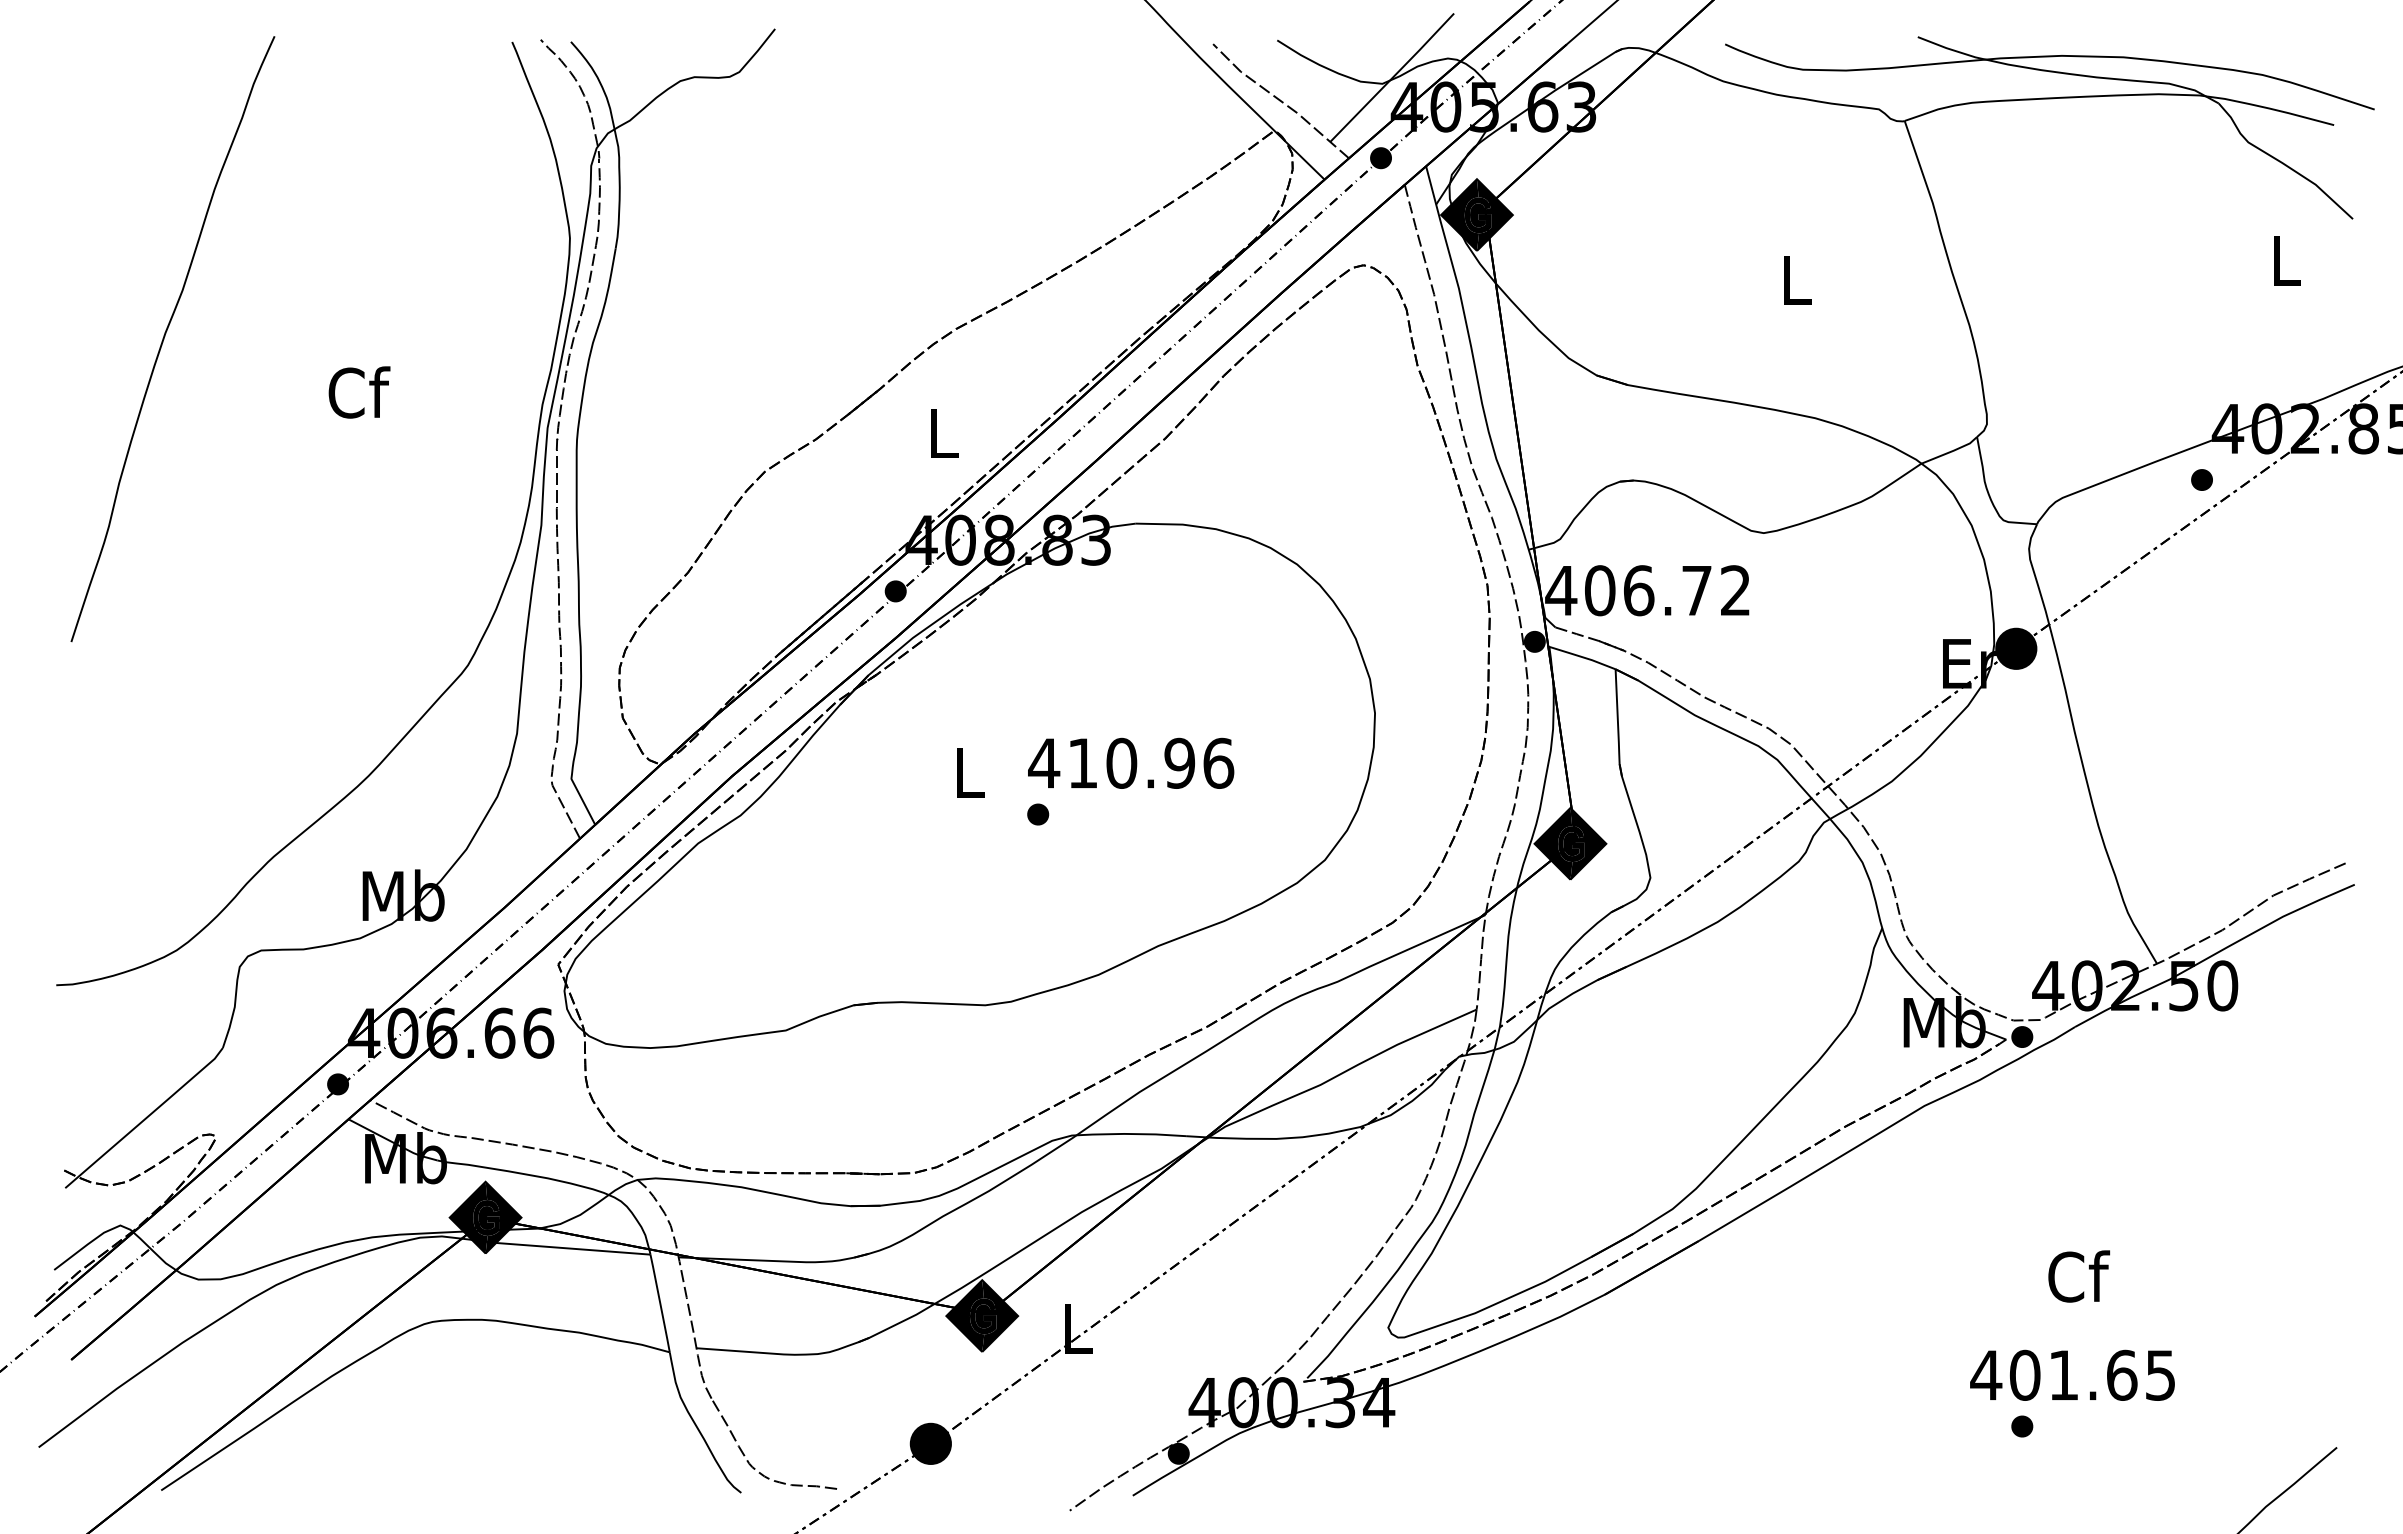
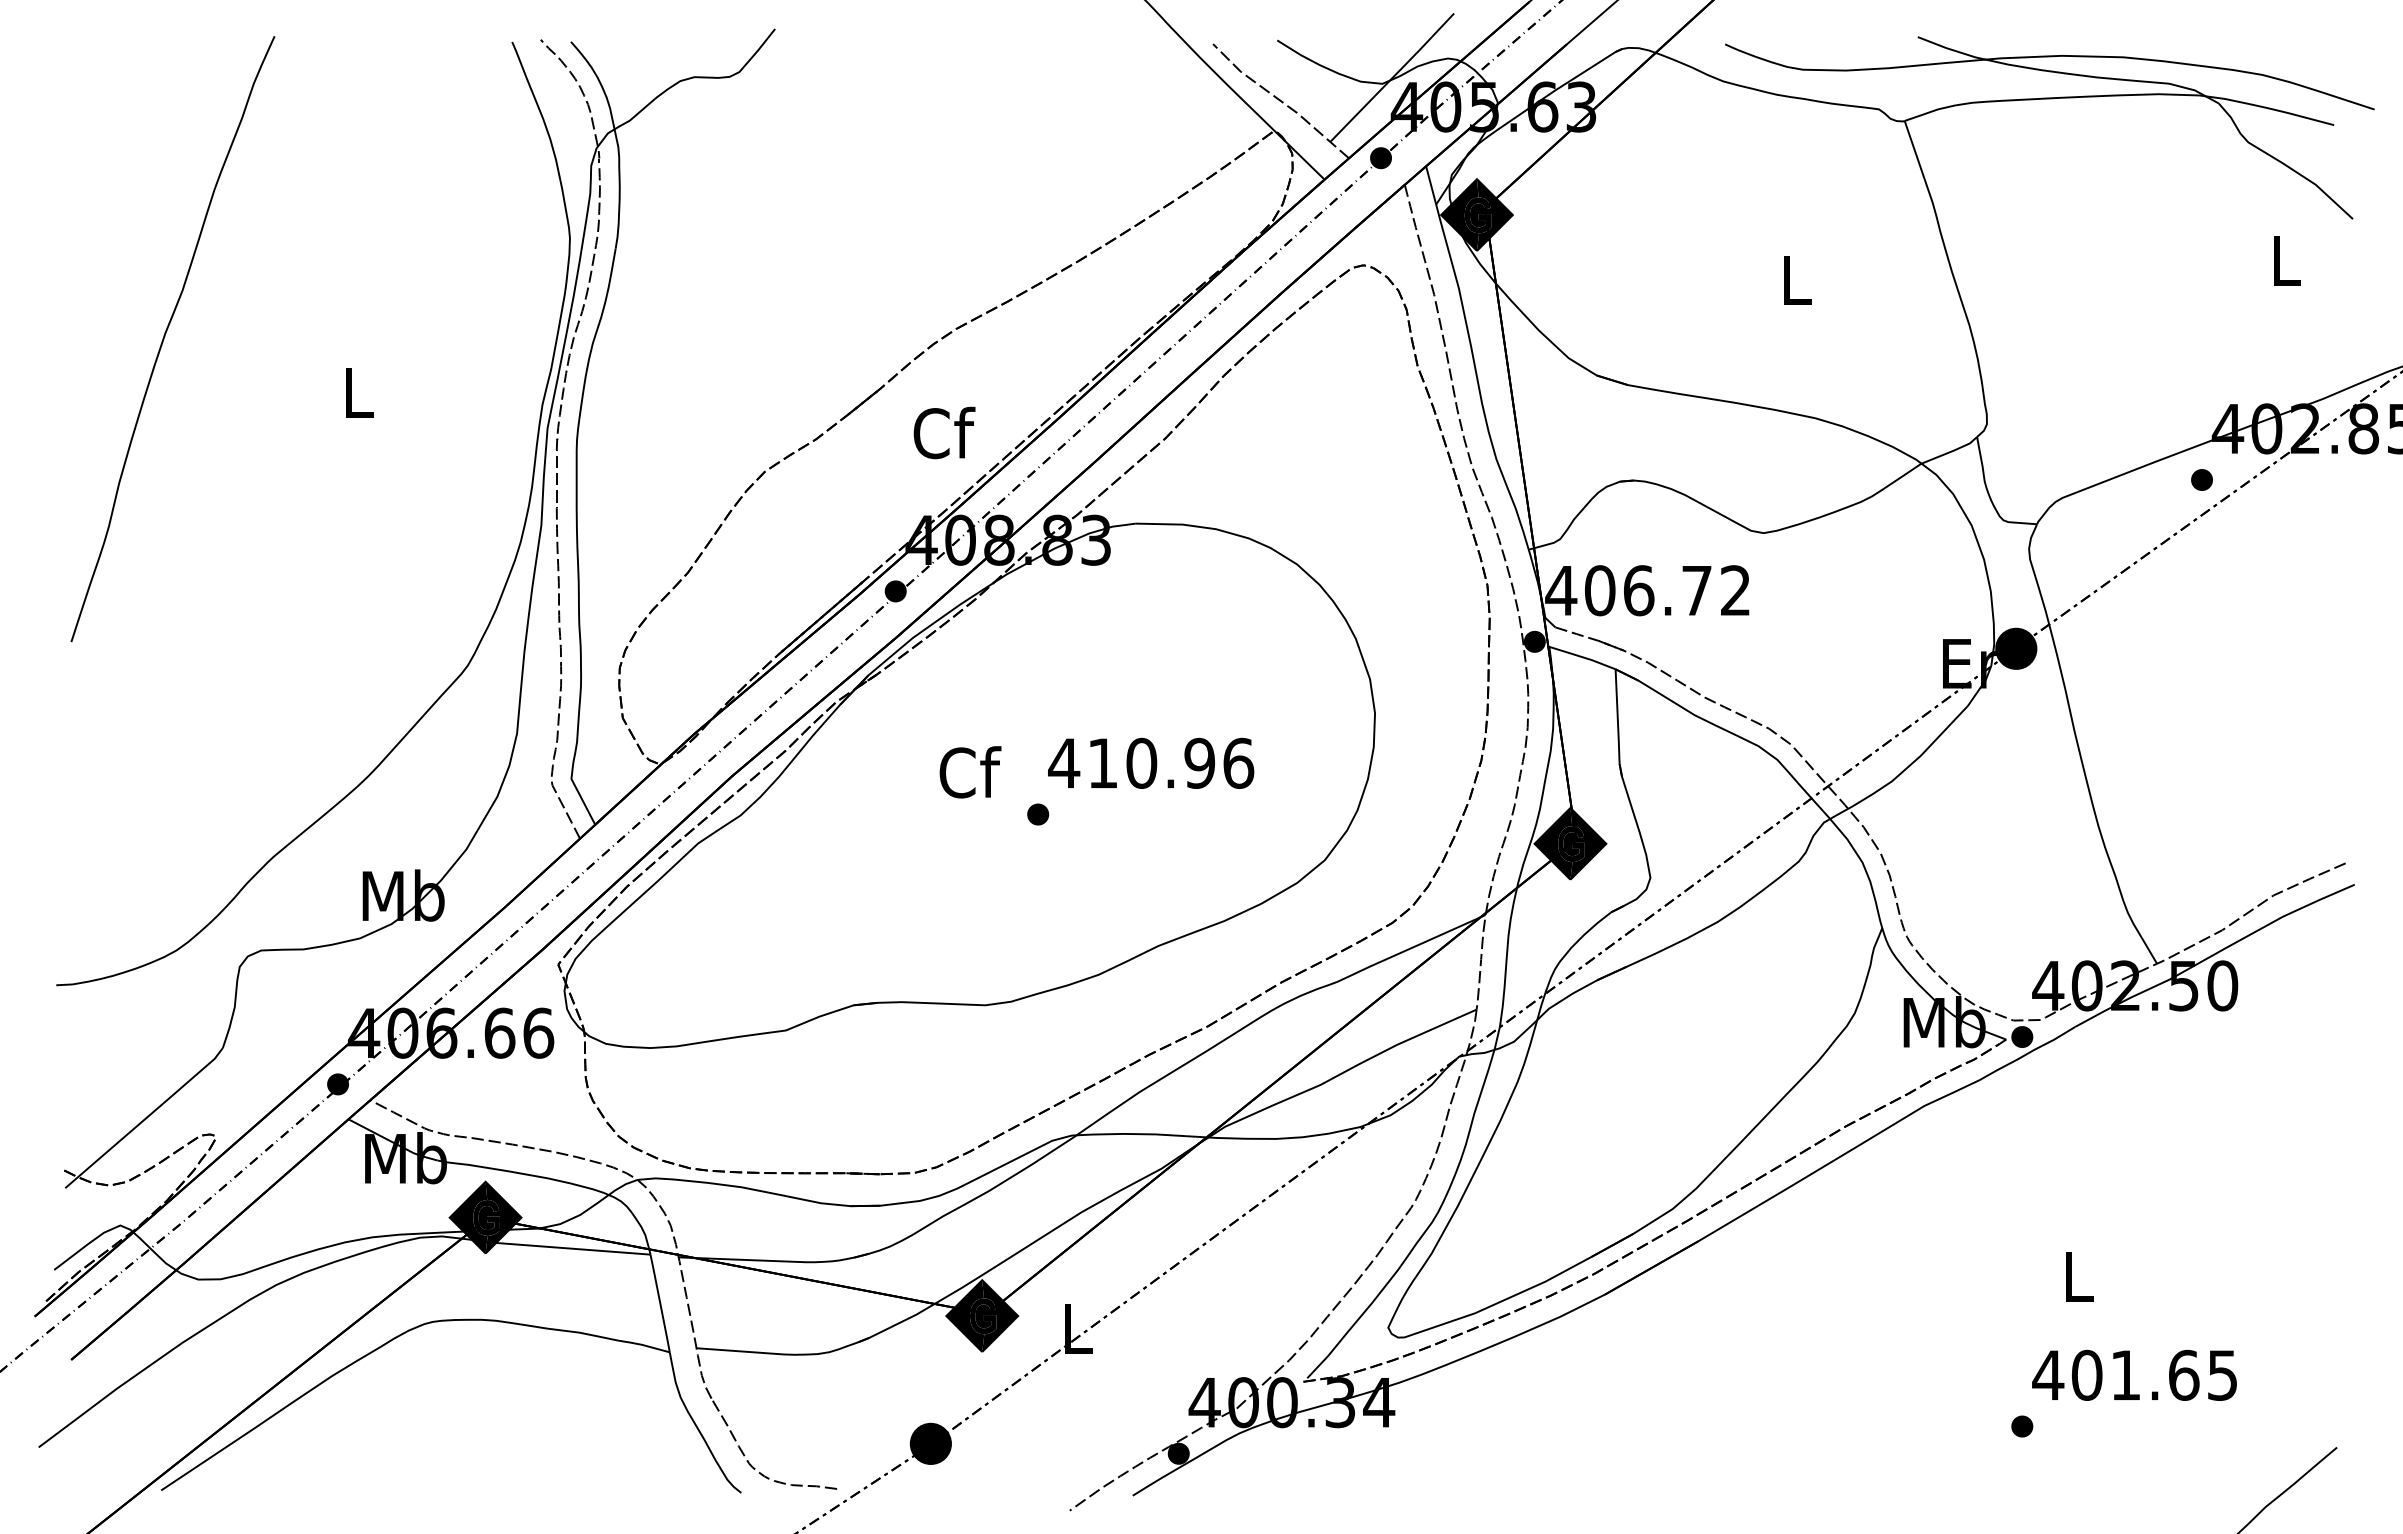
text: Cf -> L (359, 392)
text: L -> Cf (944, 432)
text position: (1131, 762) -> (1151, 762) (1151, 762)
text: L -> Cf (970, 772)
text: Cf -> L (2079, 1276)
text position: (2072, 1374) -> (2134, 1374) (2134, 1374)
